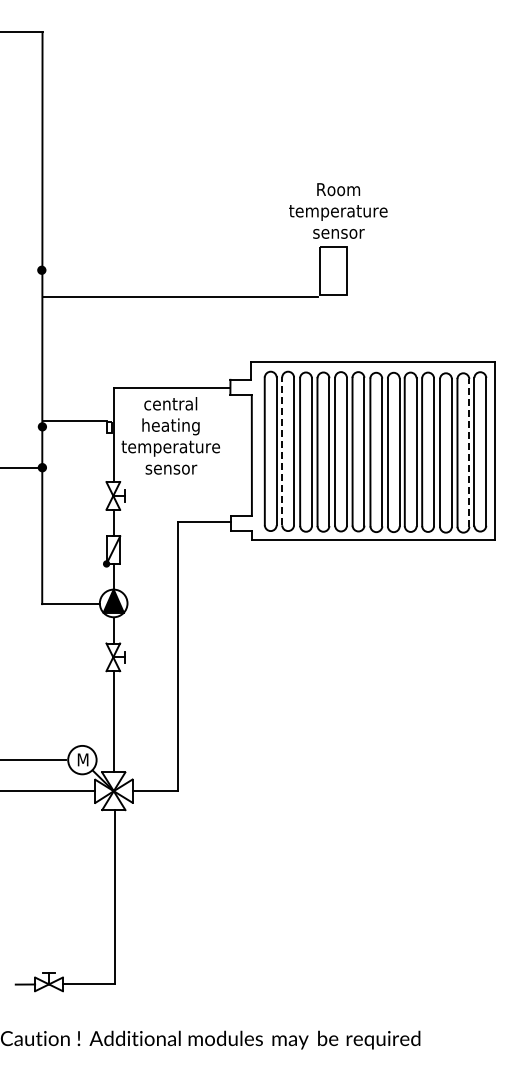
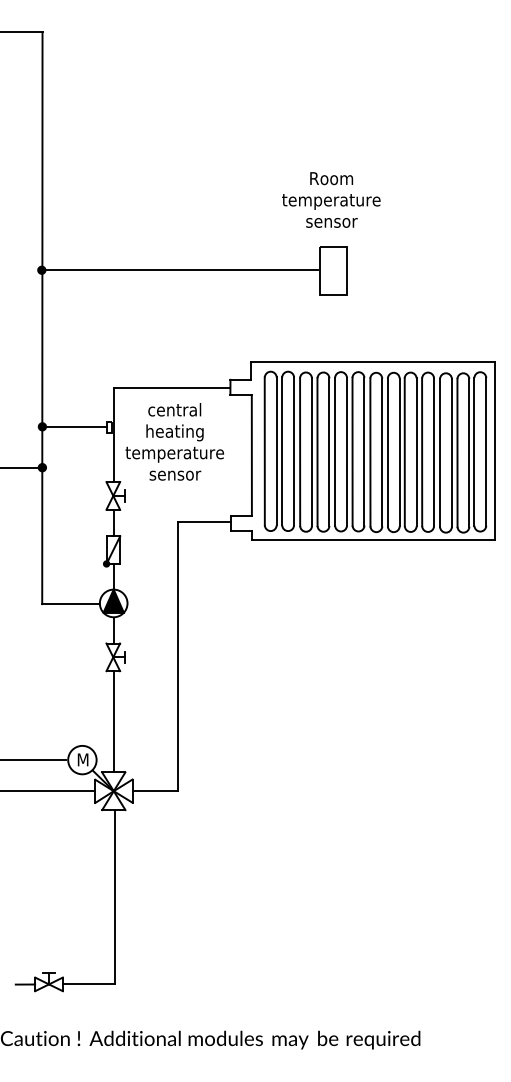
text position: (338, 210) -> (331, 199) (331, 199)
line position: (180, 297) -> (180, 270) (180, 270)
line position: (74, 420) -> (74, 426) (74, 426)
text position: (170, 435) -> (174, 441) (174, 441)
line: dashed -> solid (282, 451)
line: dashed -> solid (469, 453)
